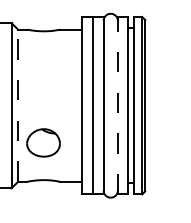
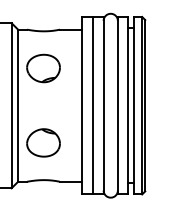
part: none -> present (43, 68)
line: dashed -> solid (18, 105)
line: dashed -> solid (117, 105)
